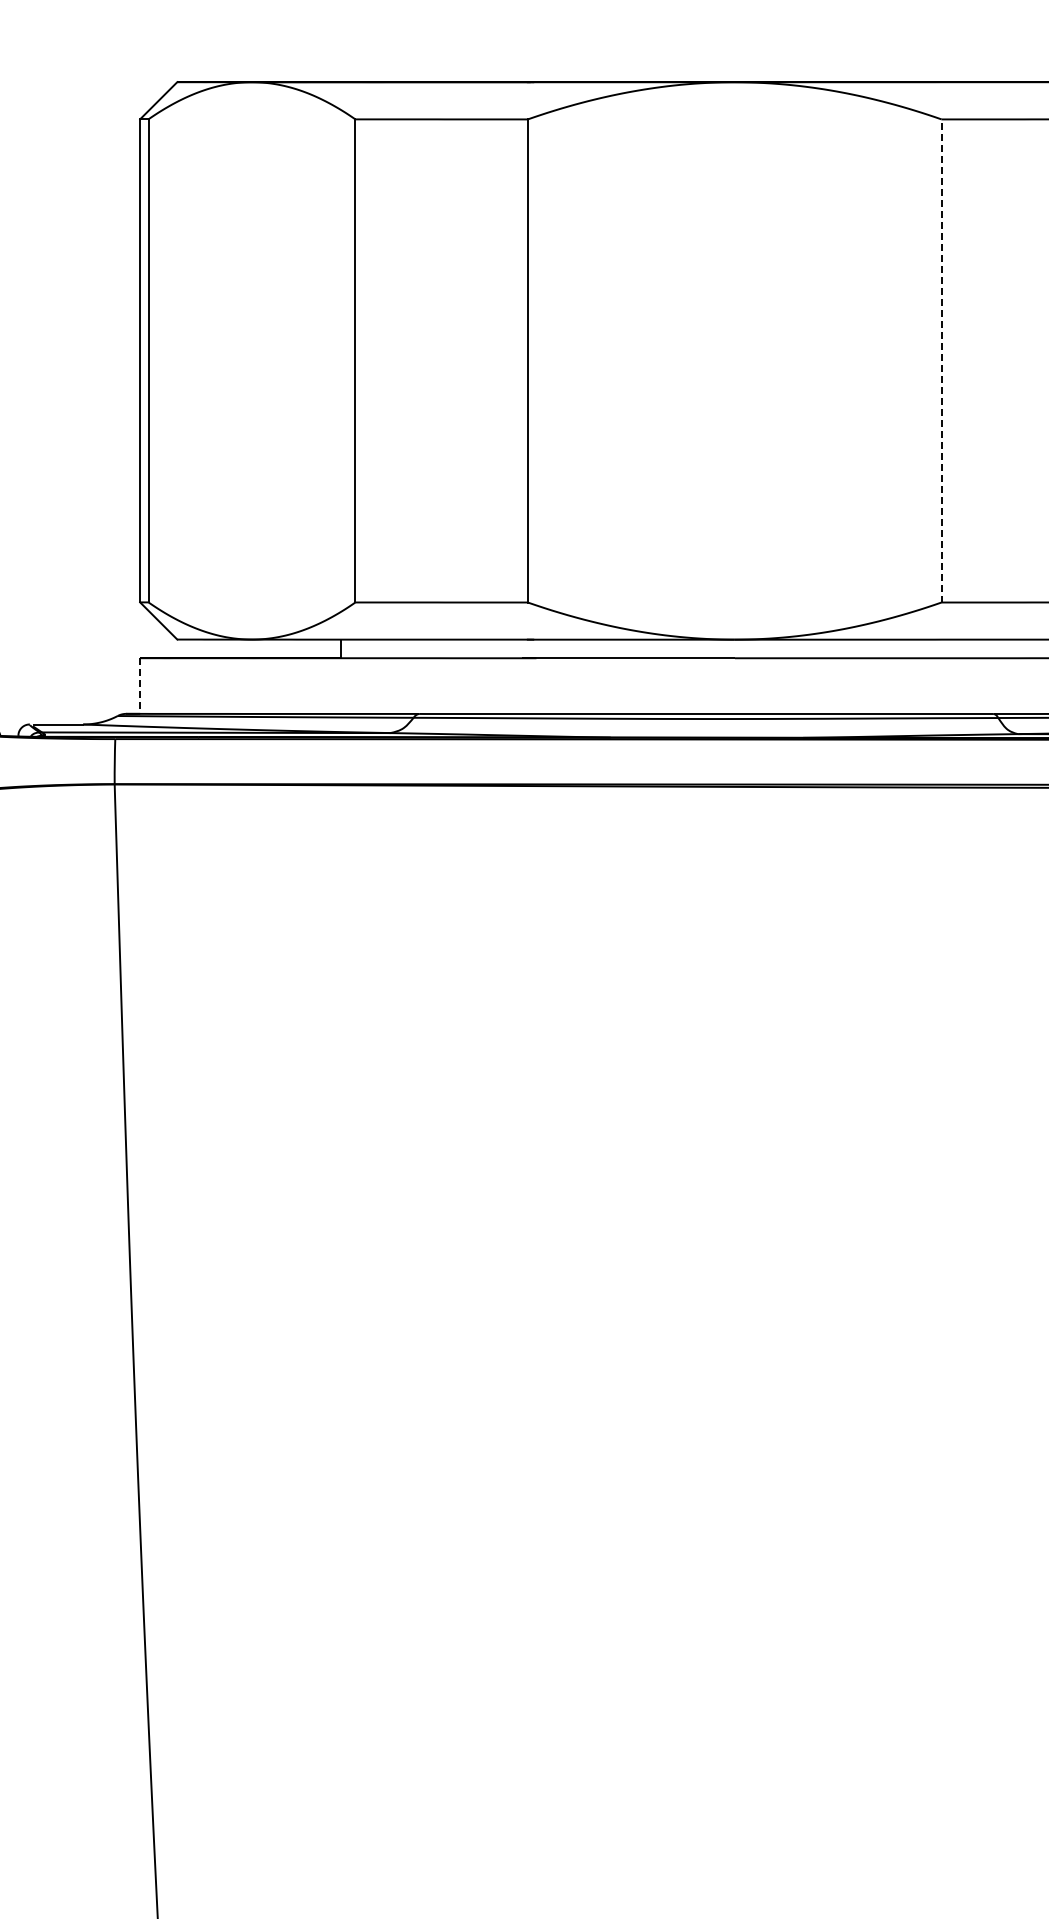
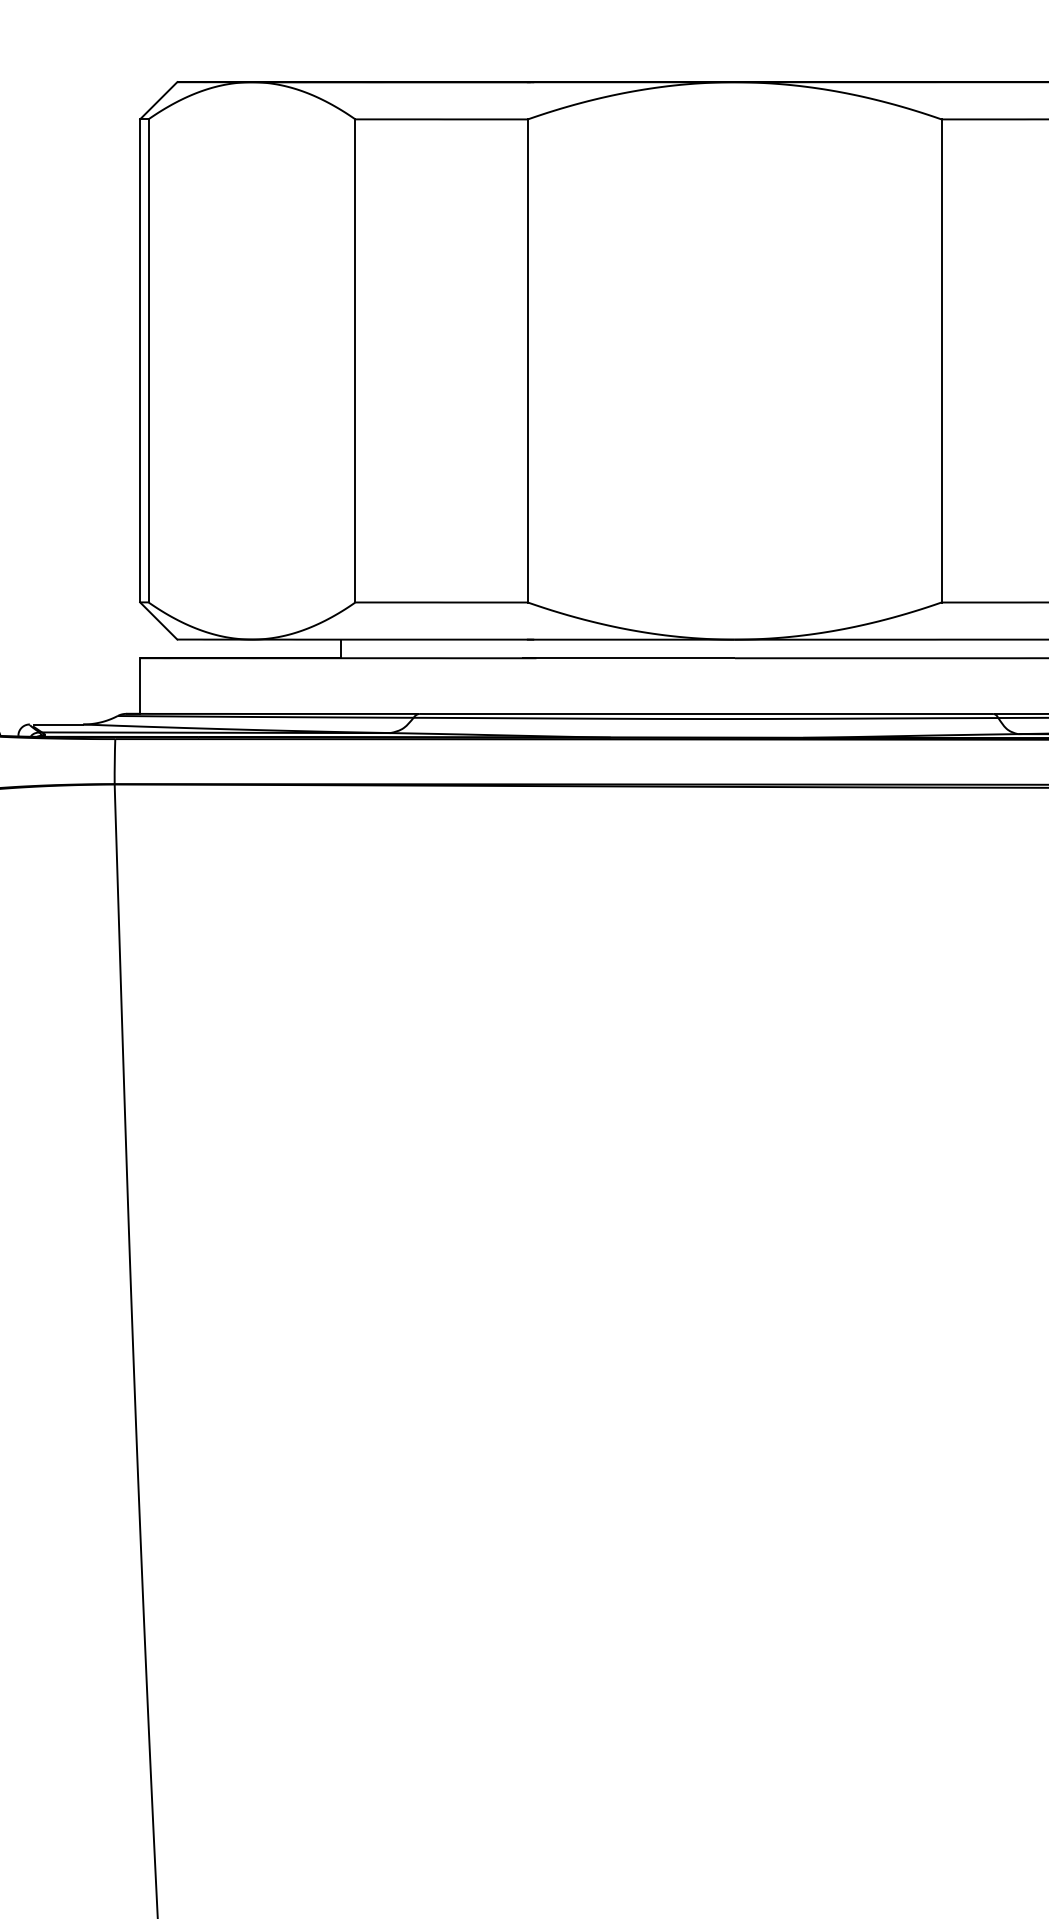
line: dashed -> solid (941, 360)
line: dashed -> solid (140, 686)
